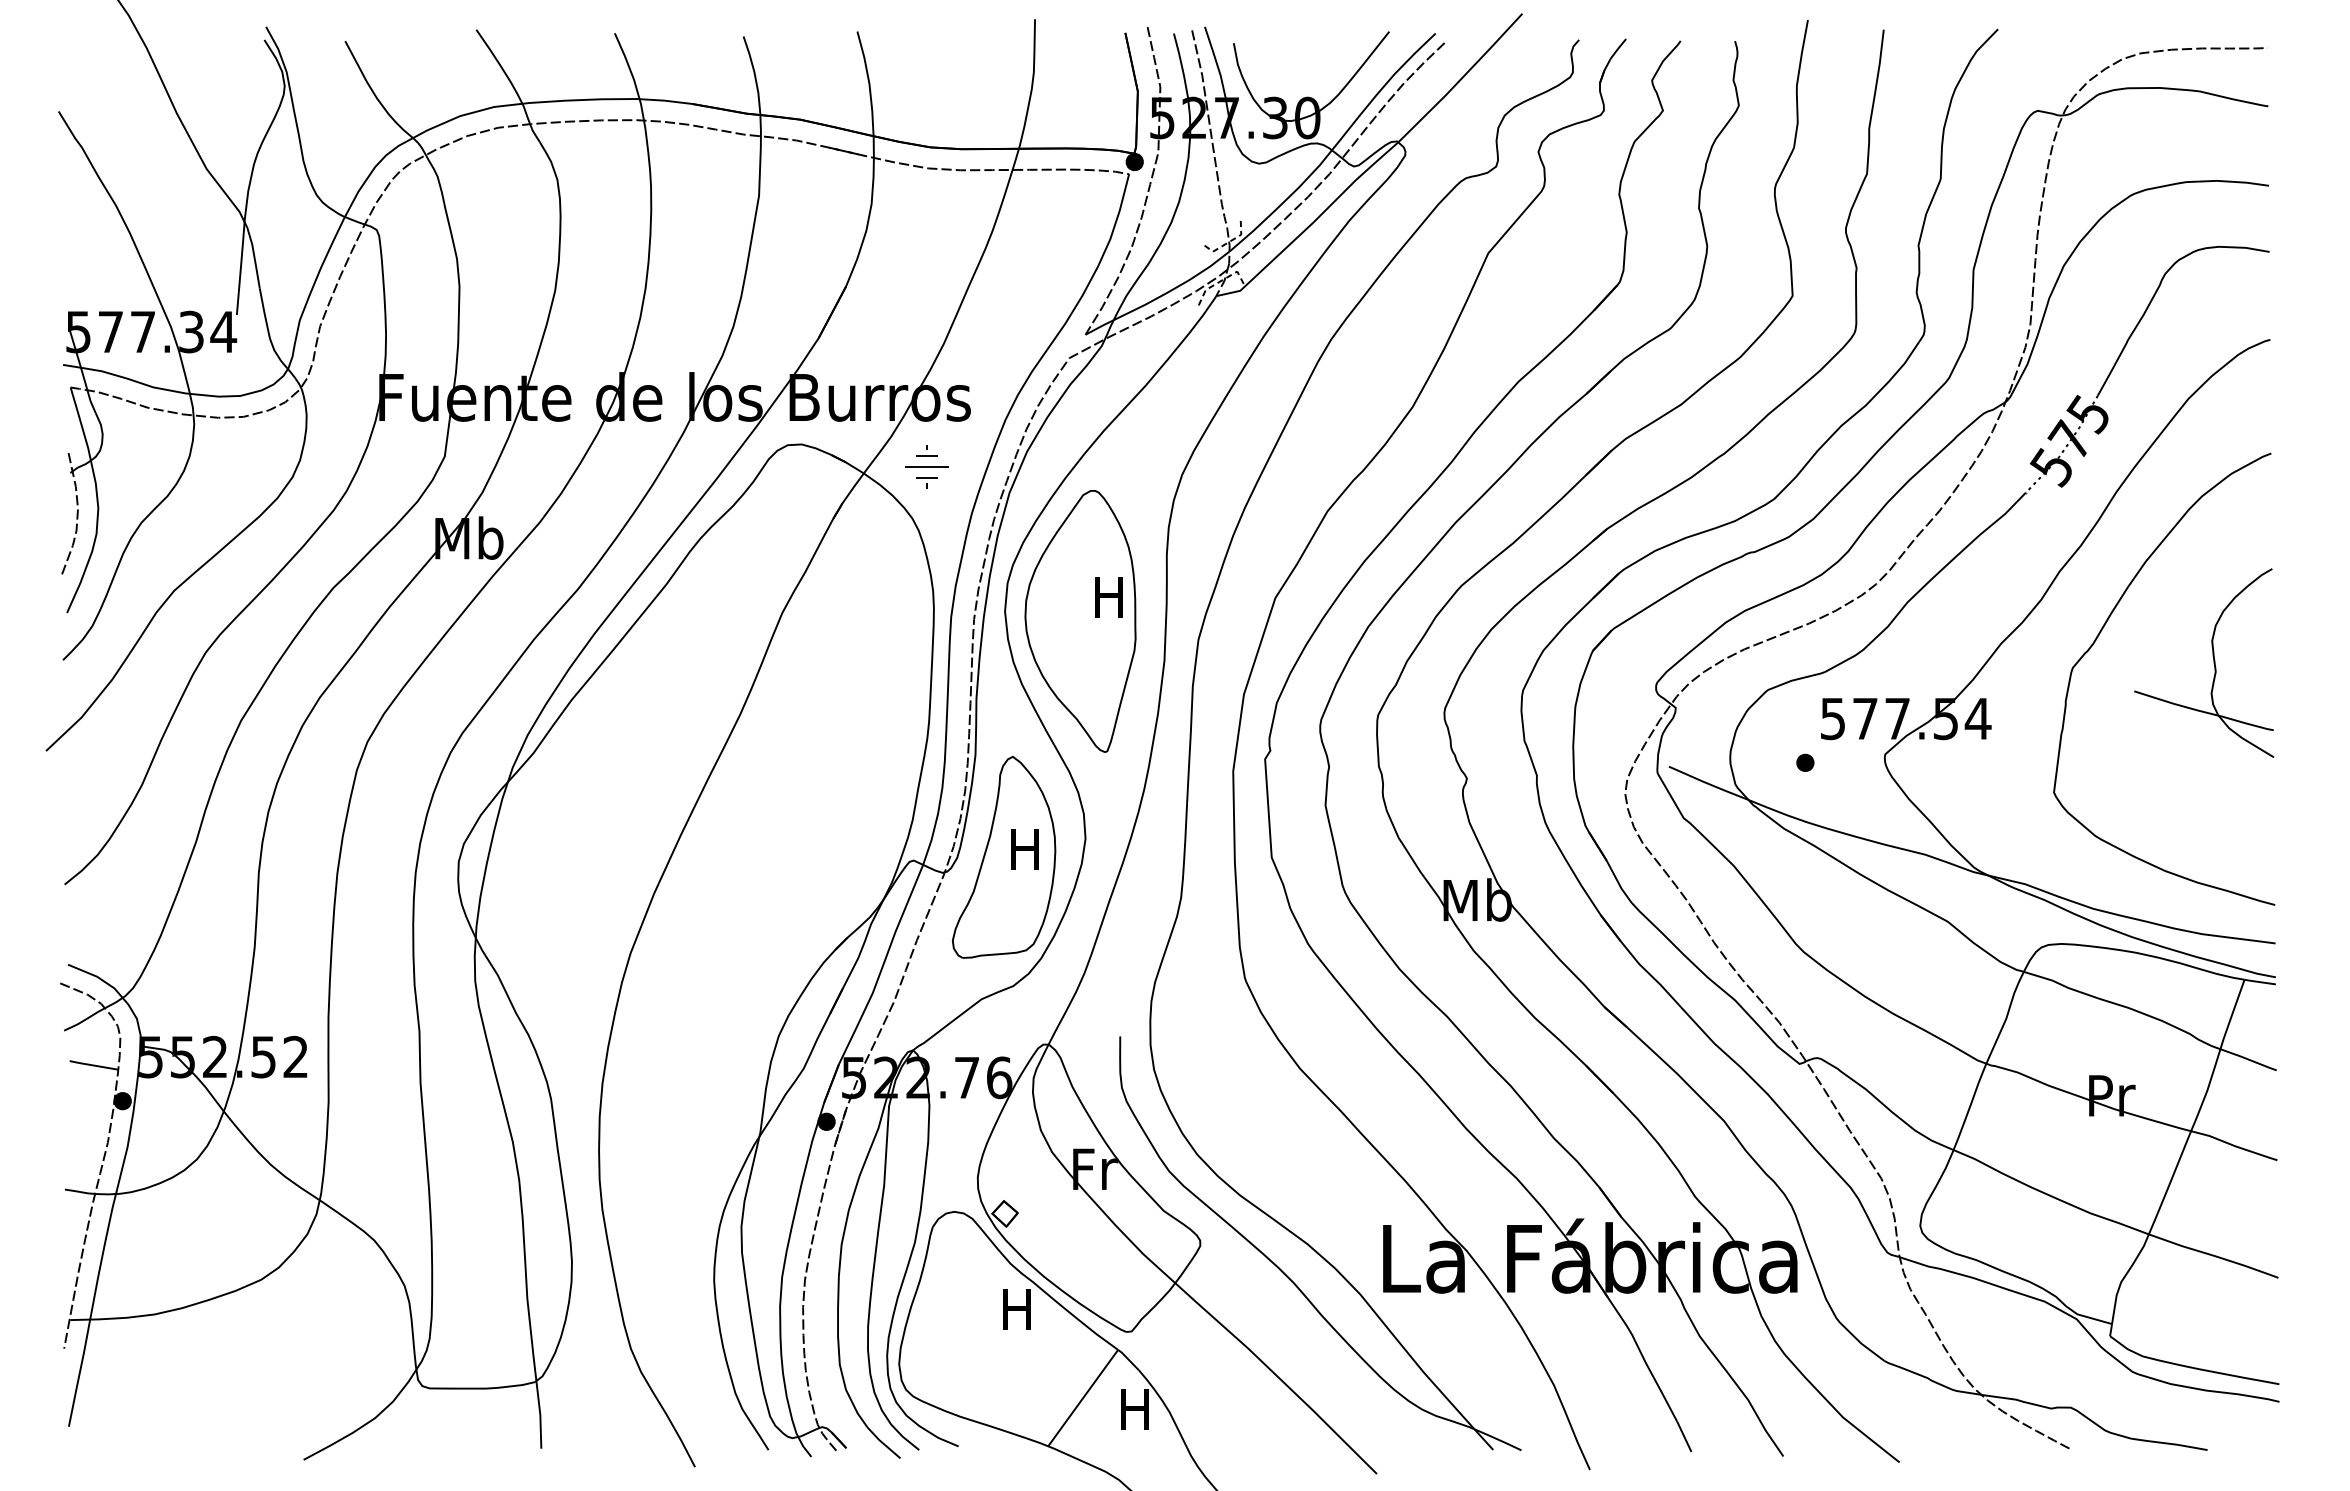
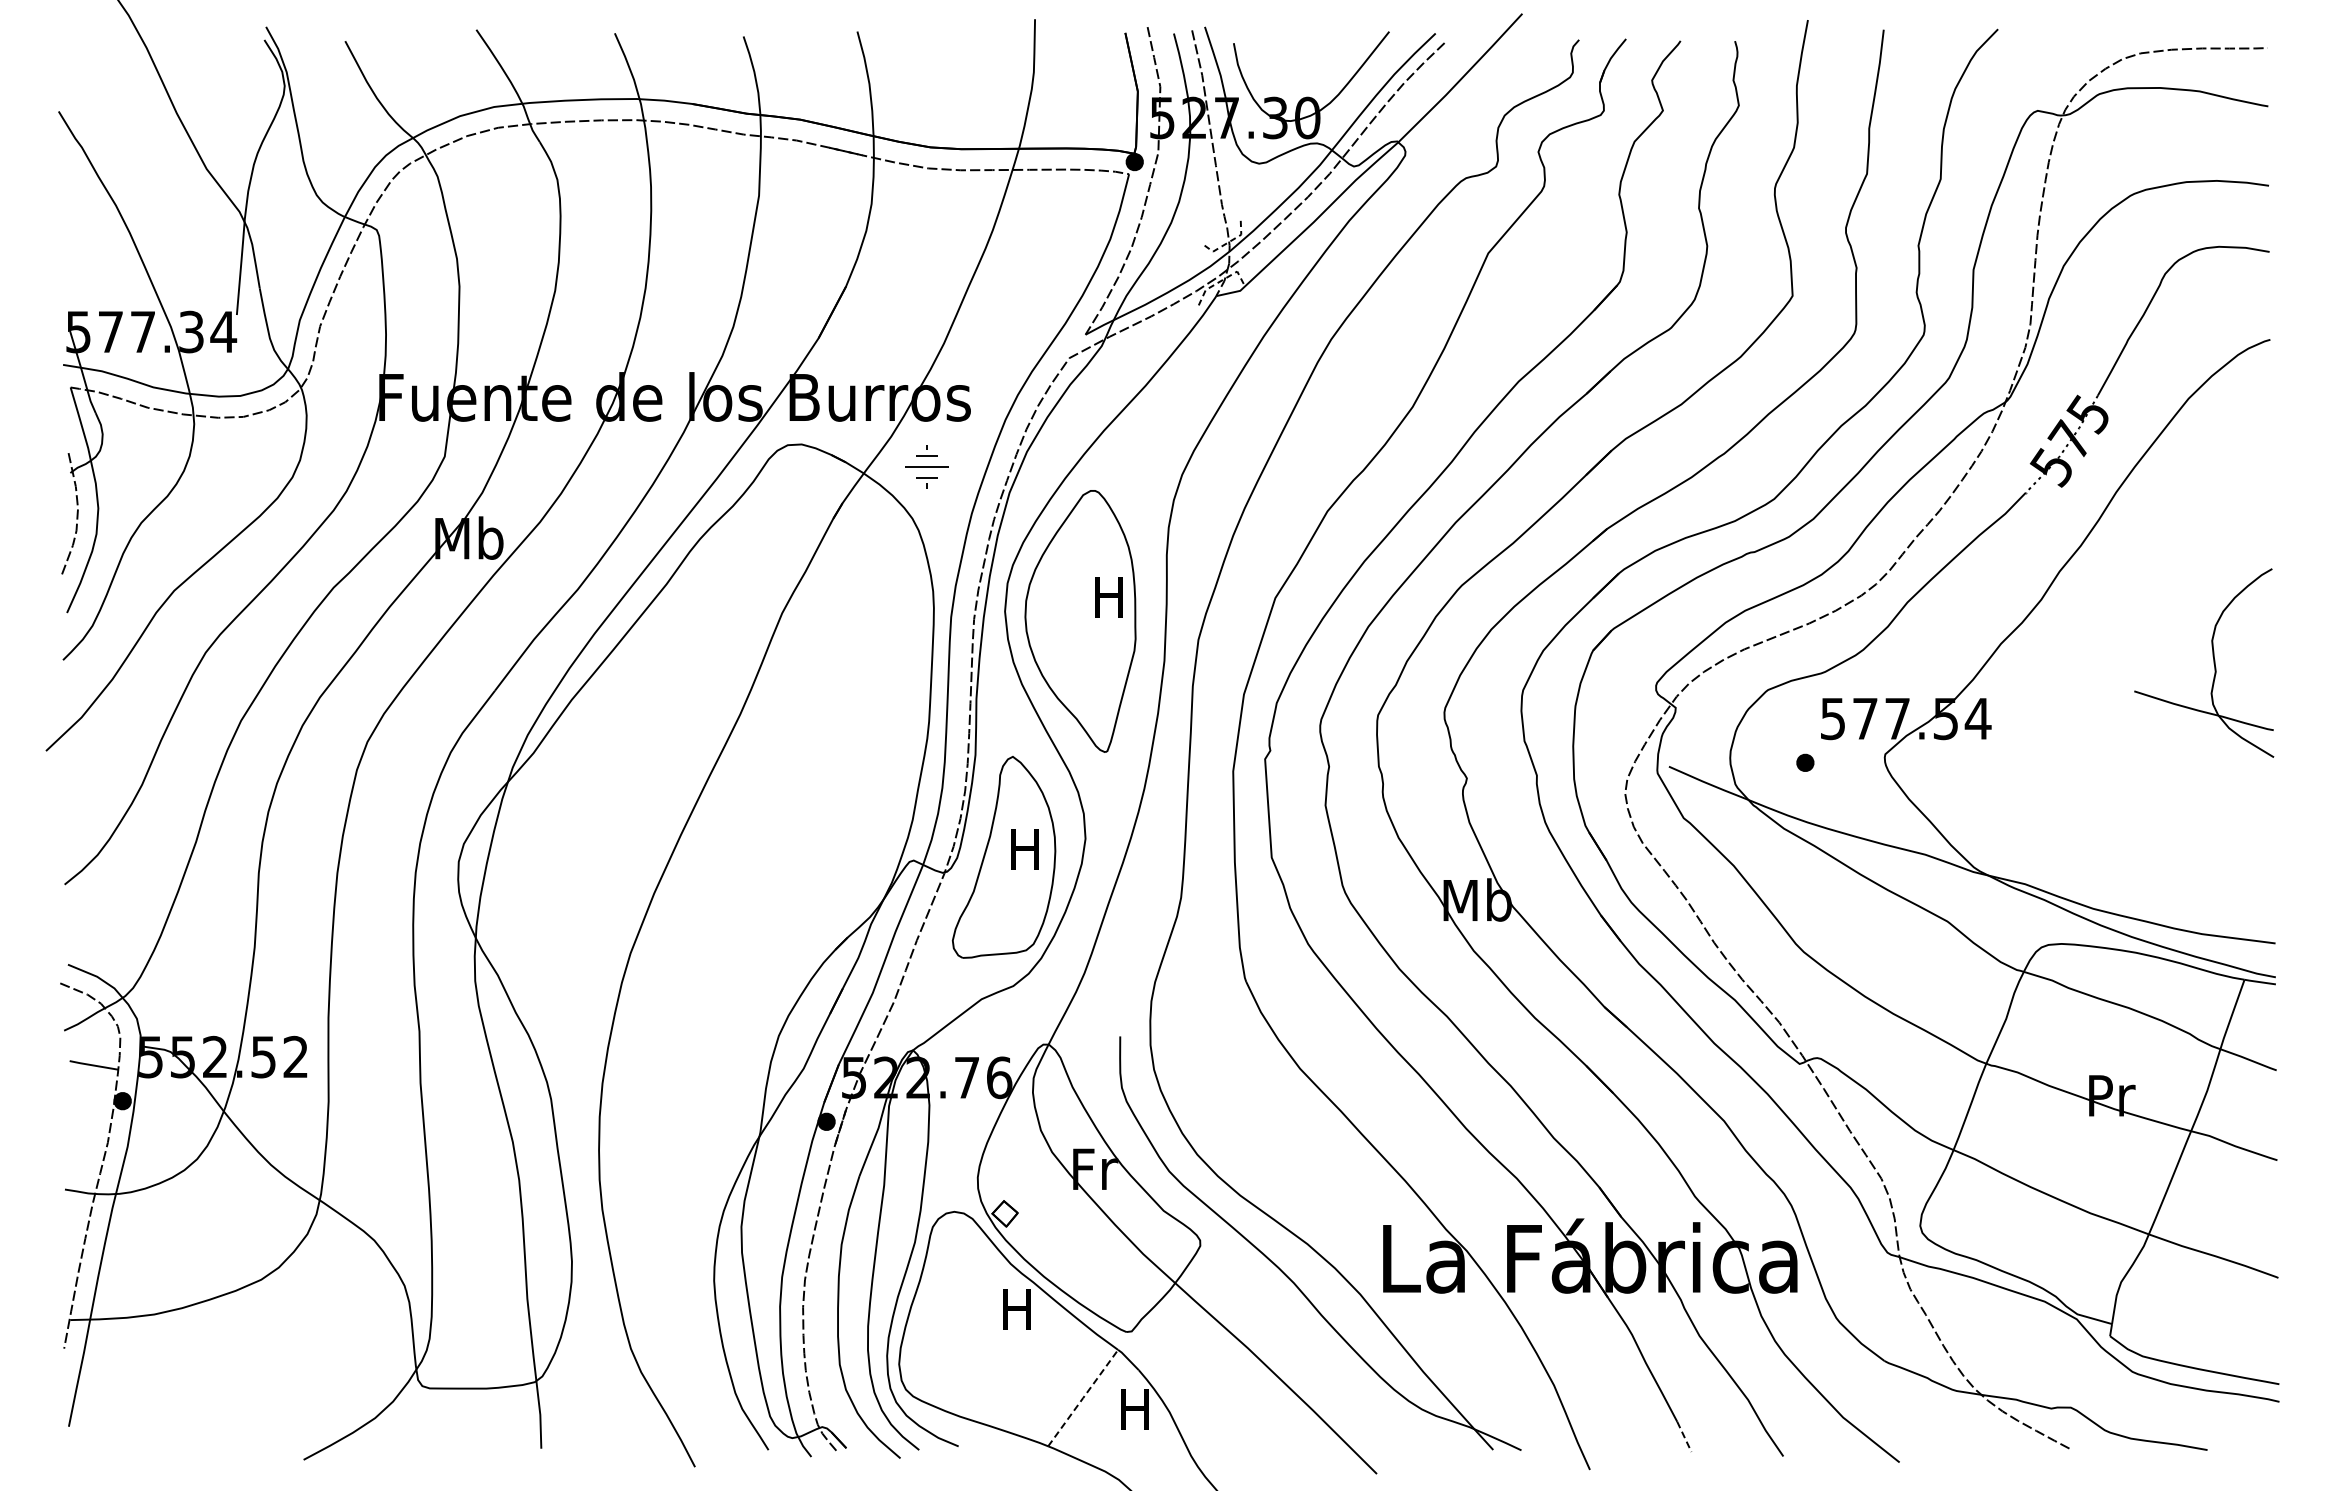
curve: present -> none (2098, 637)
line: solid -> dashed (1083, 1398)
line: solid -> dashed (1684, 1436)
